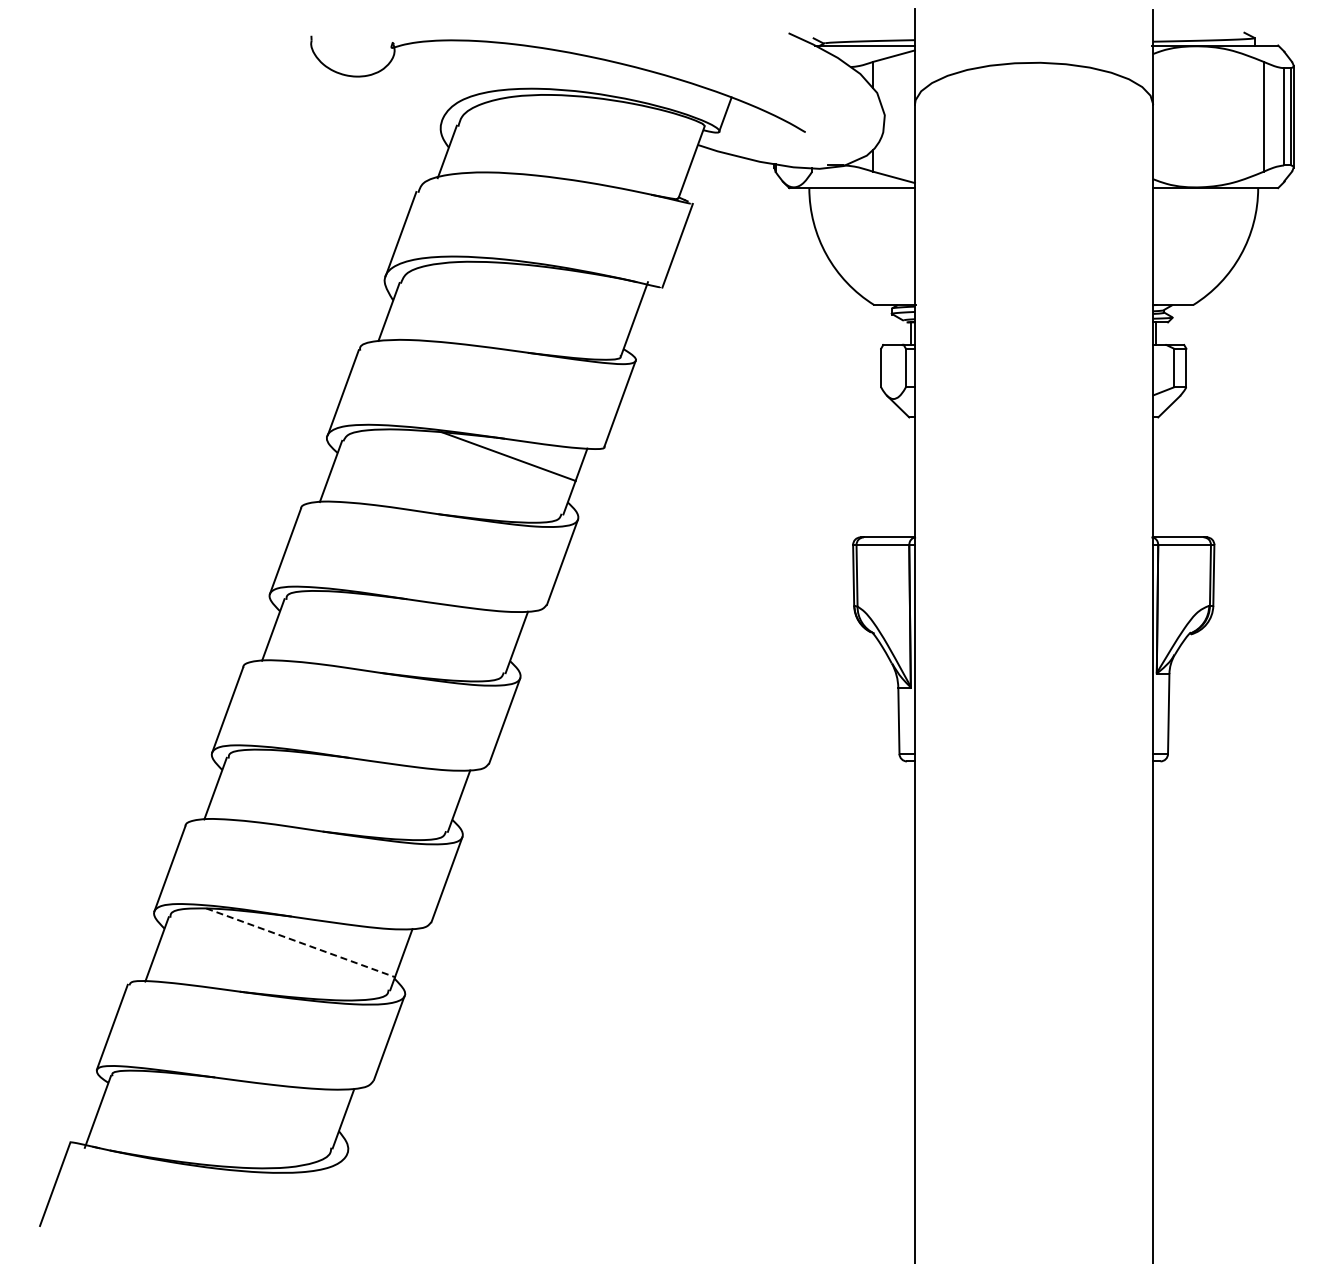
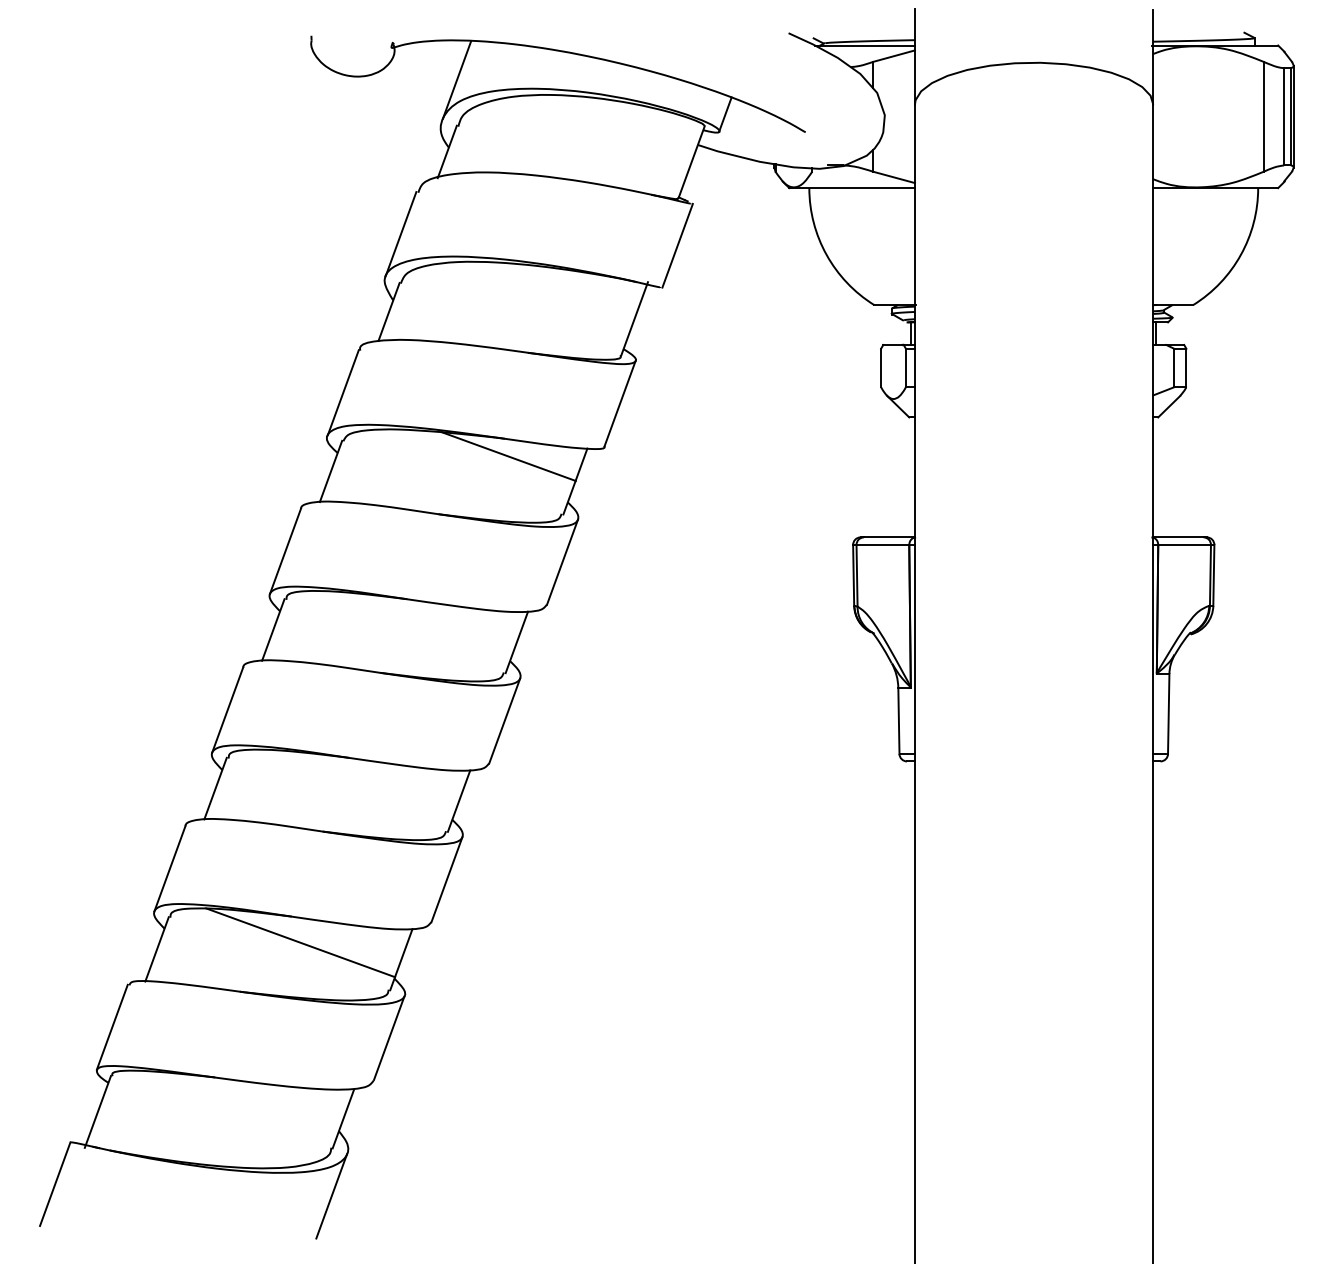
line: none -> present (456, 79)
line: dashed -> solid (301, 942)
line: none -> present (331, 1196)
